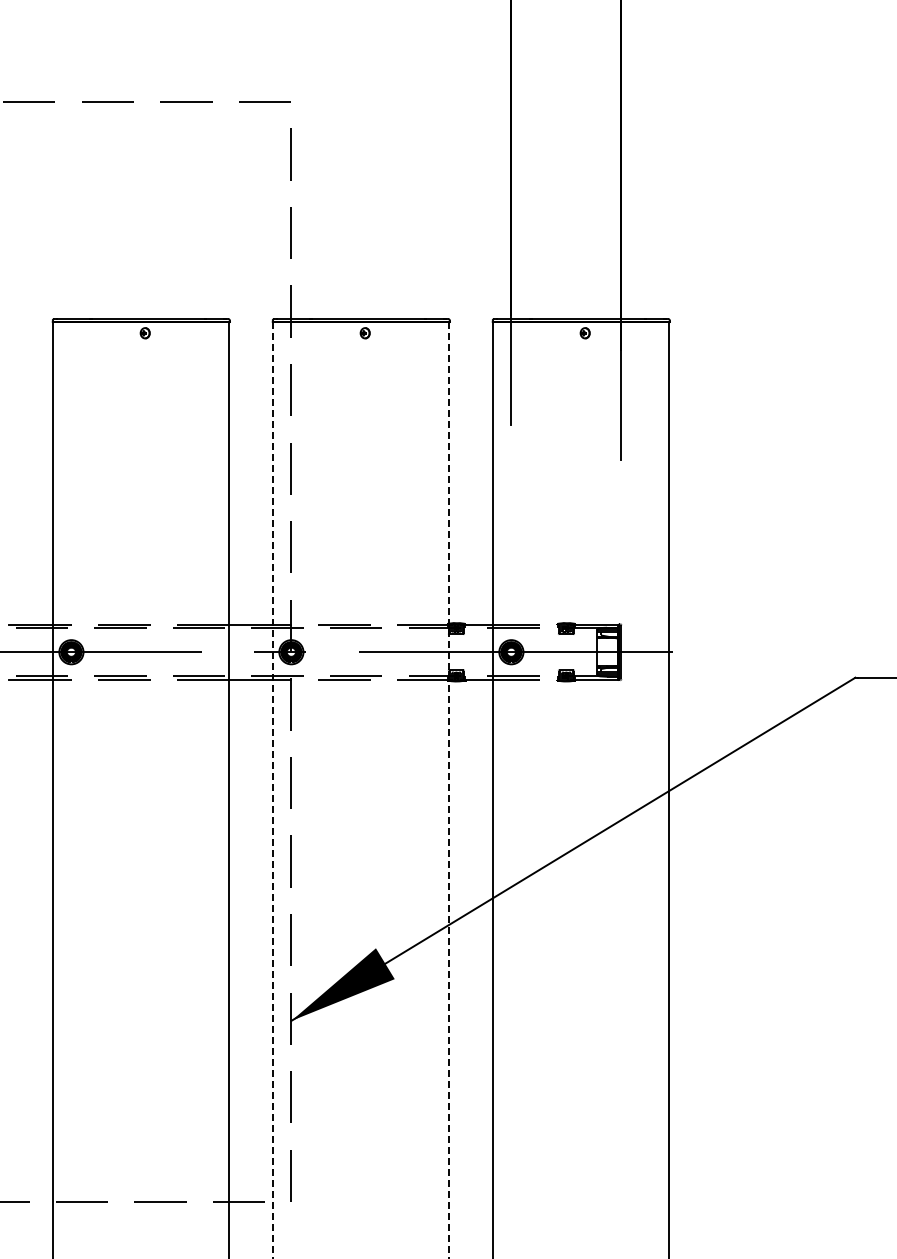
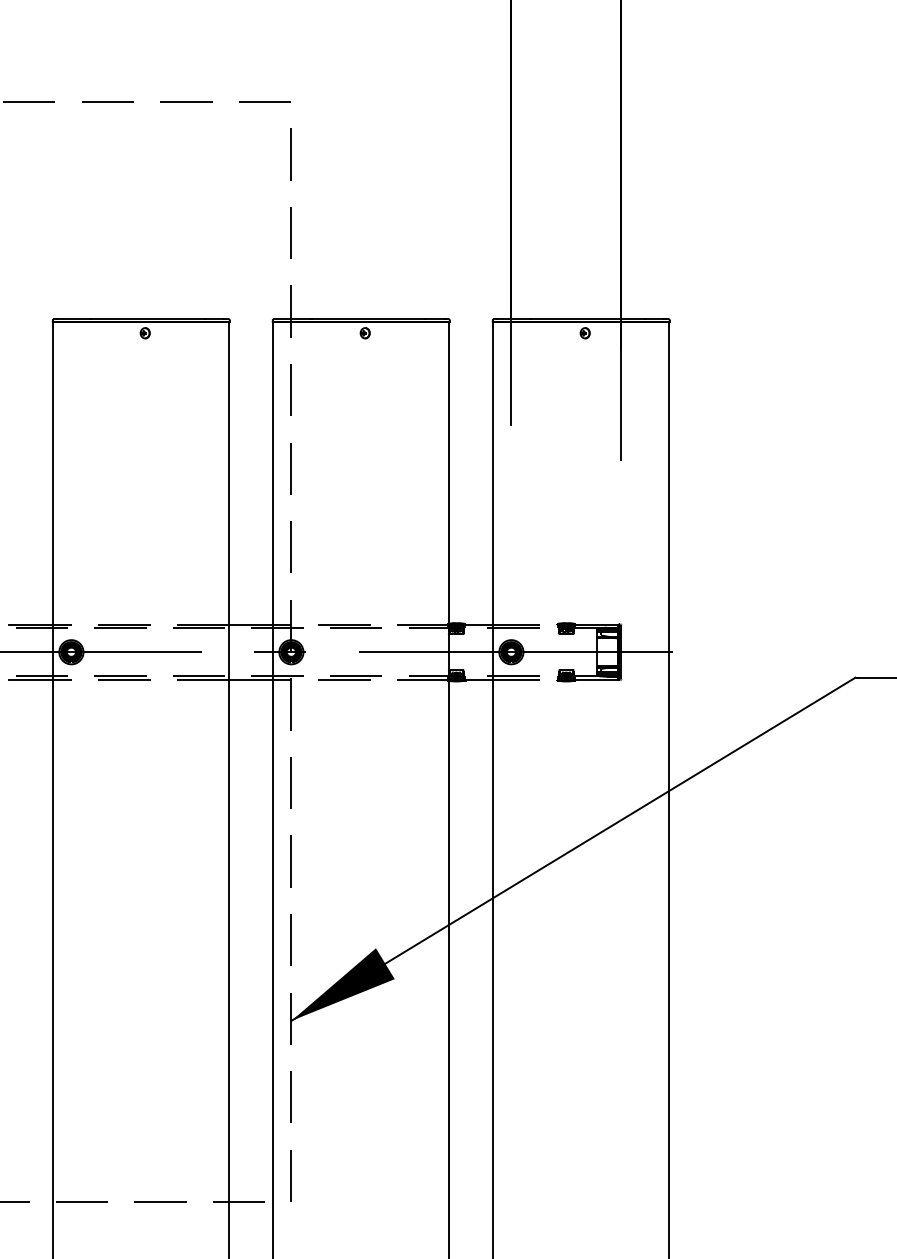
line: dashed -> solid (273, 790)
line: dashed -> solid (449, 790)
